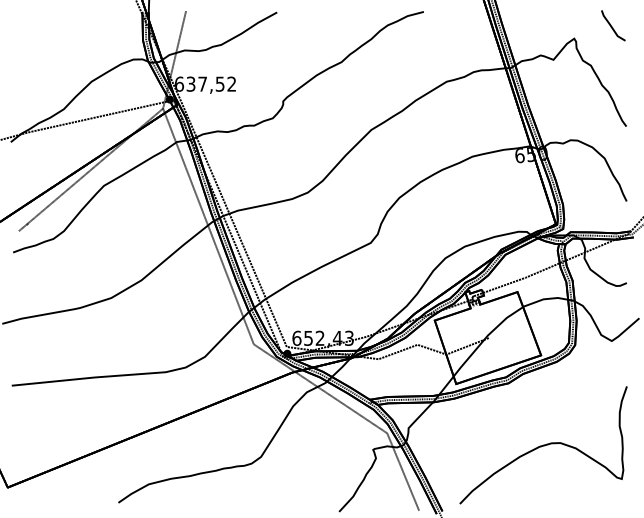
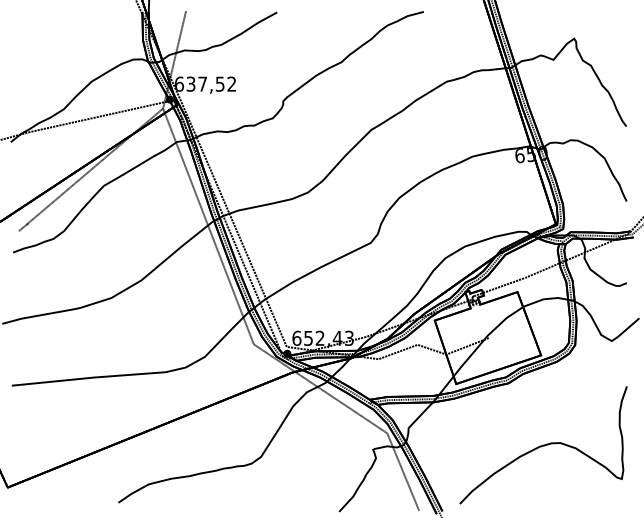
line: present -> none (612, 26)
